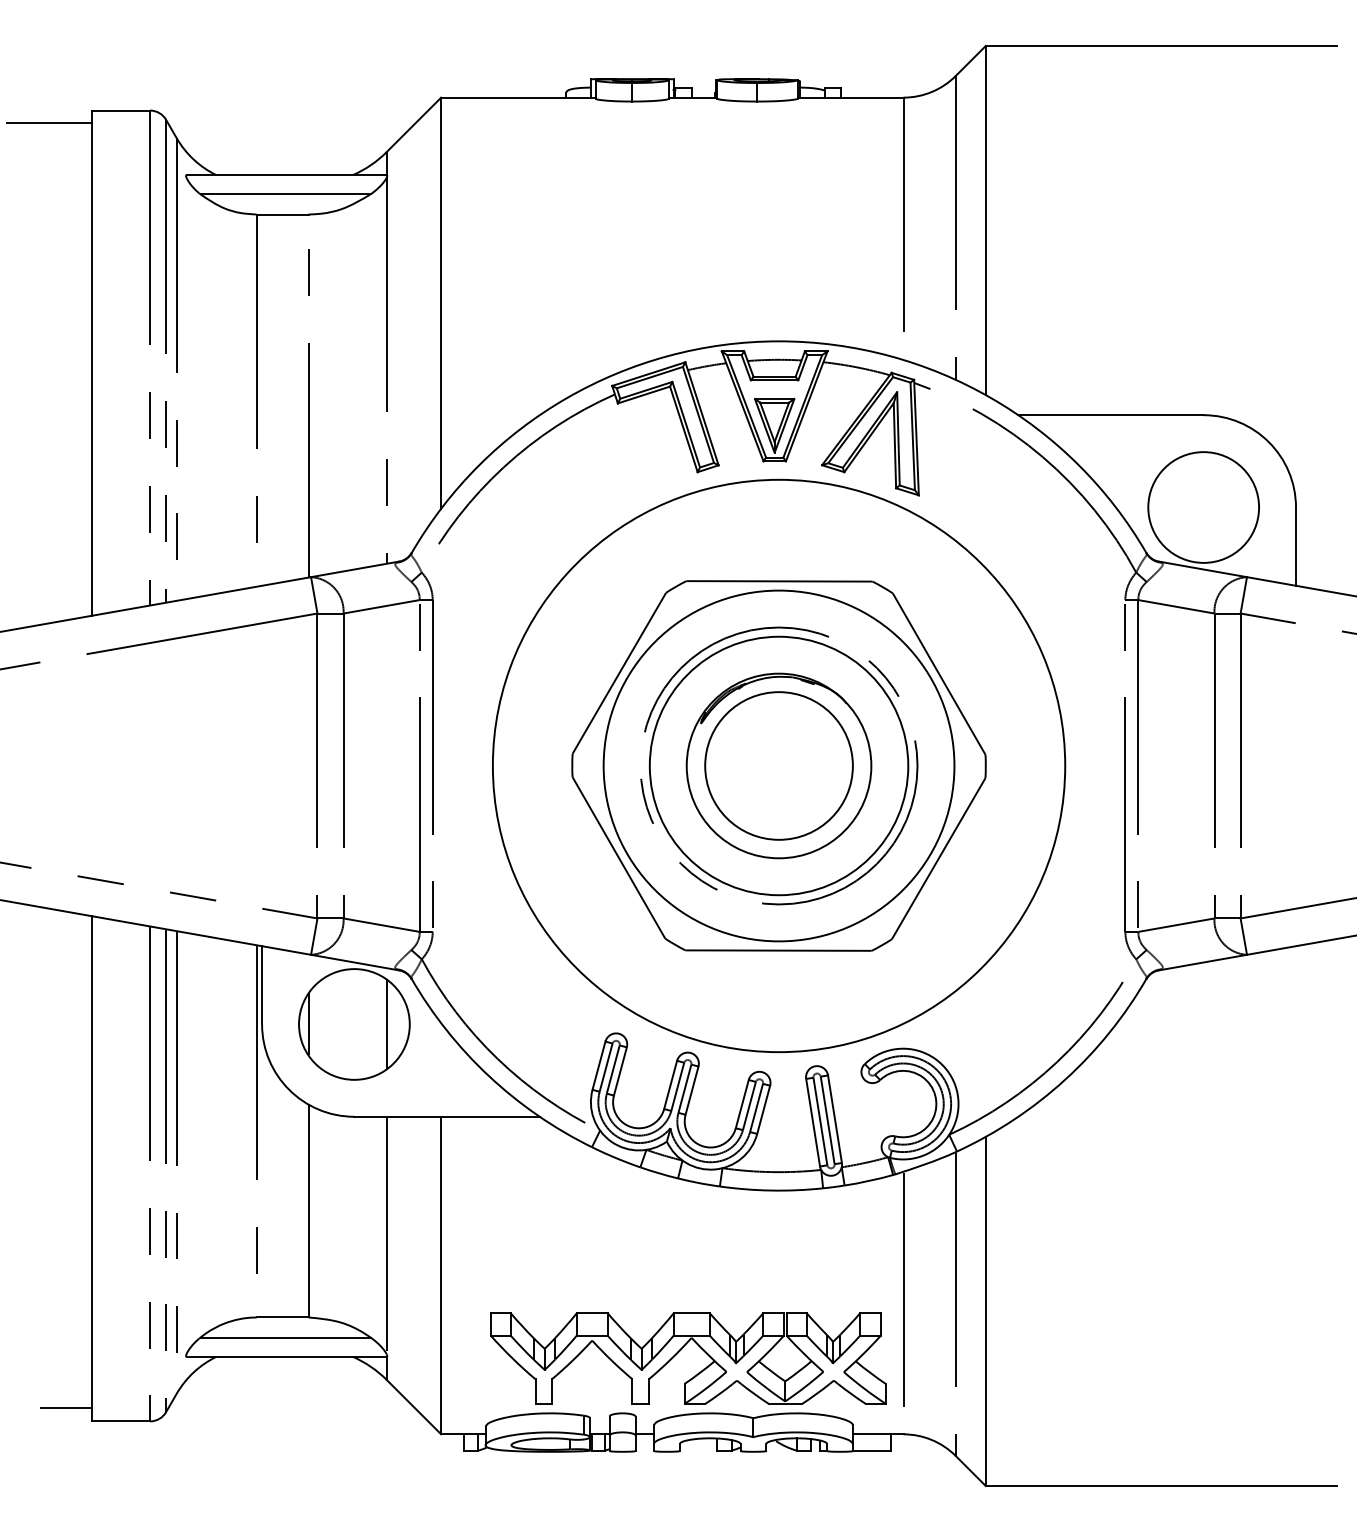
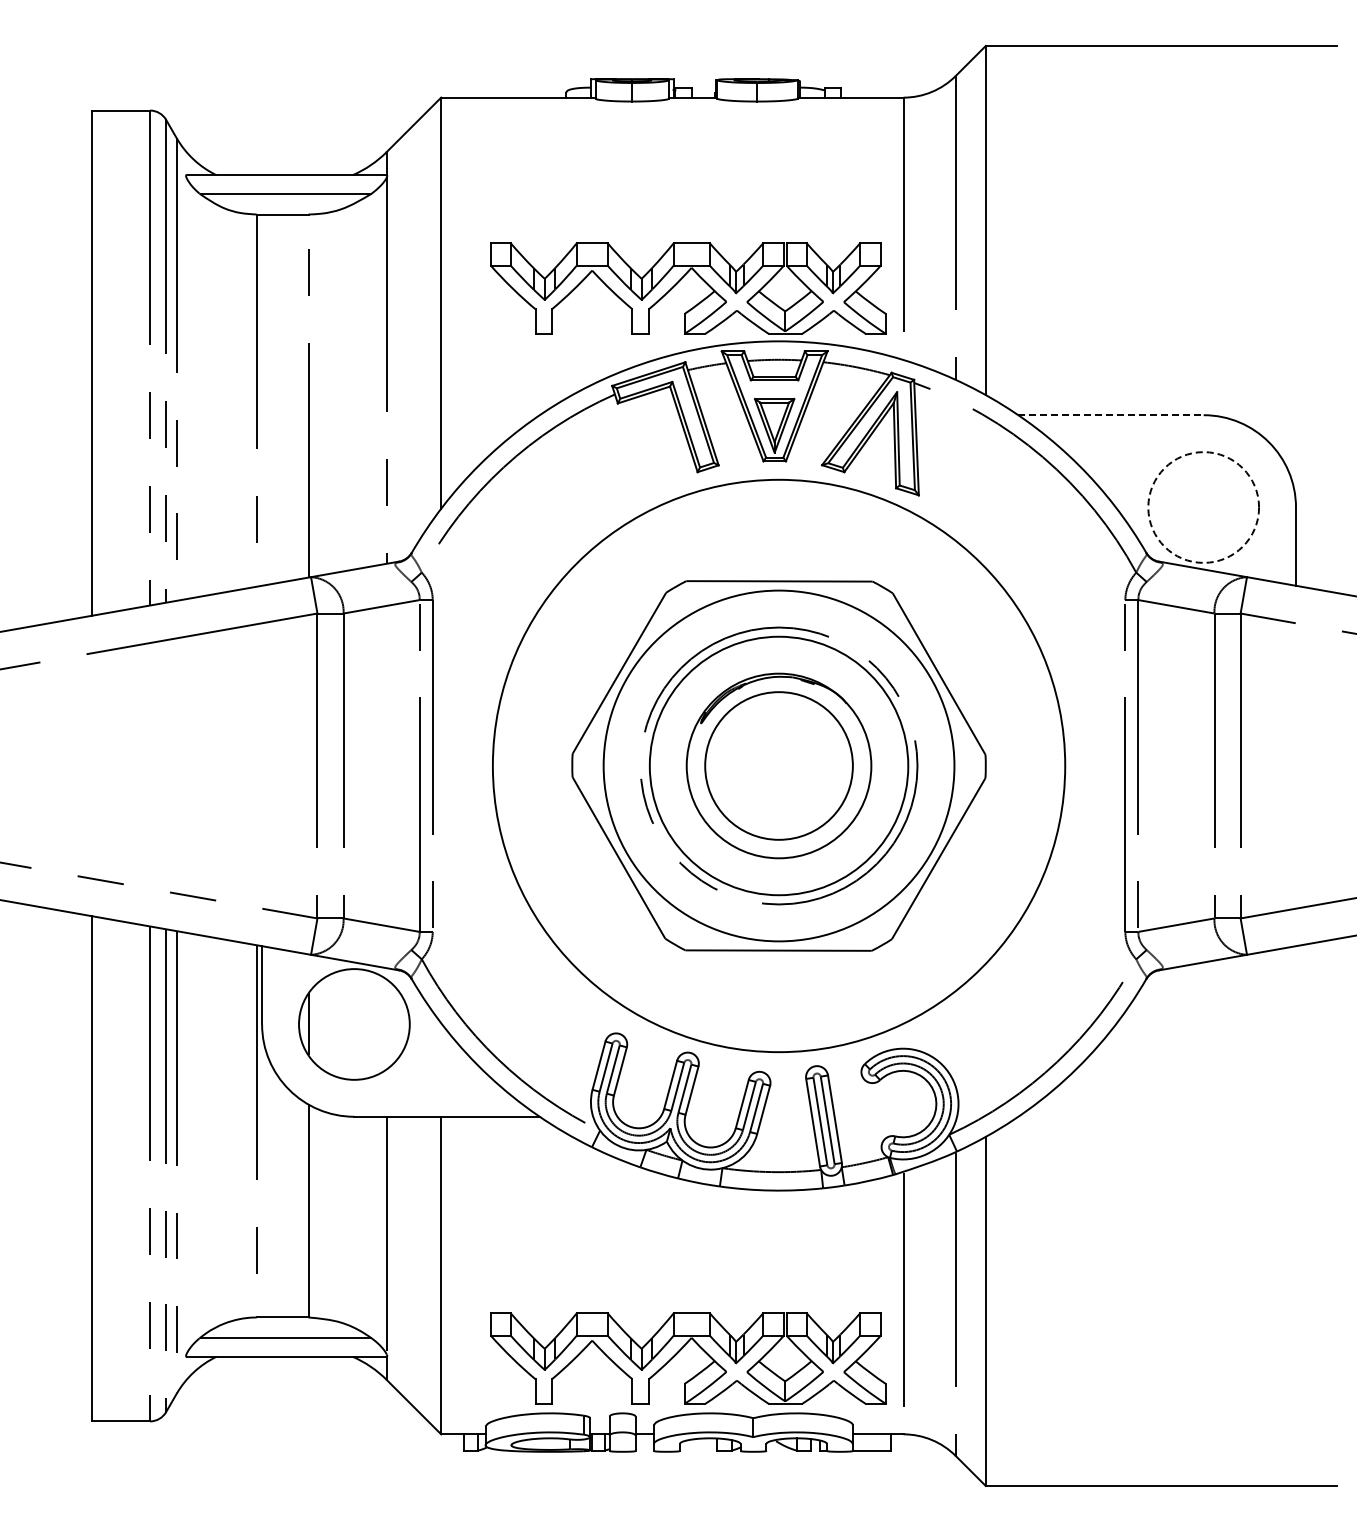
line: present -> none (49, 123)
part: none -> present (681, 280)
line: solid -> dashed (1111, 415)
circle: solid -> dashed (1203, 507)
line: present -> none (386, 1024)
line: present -> none (66, 1408)
